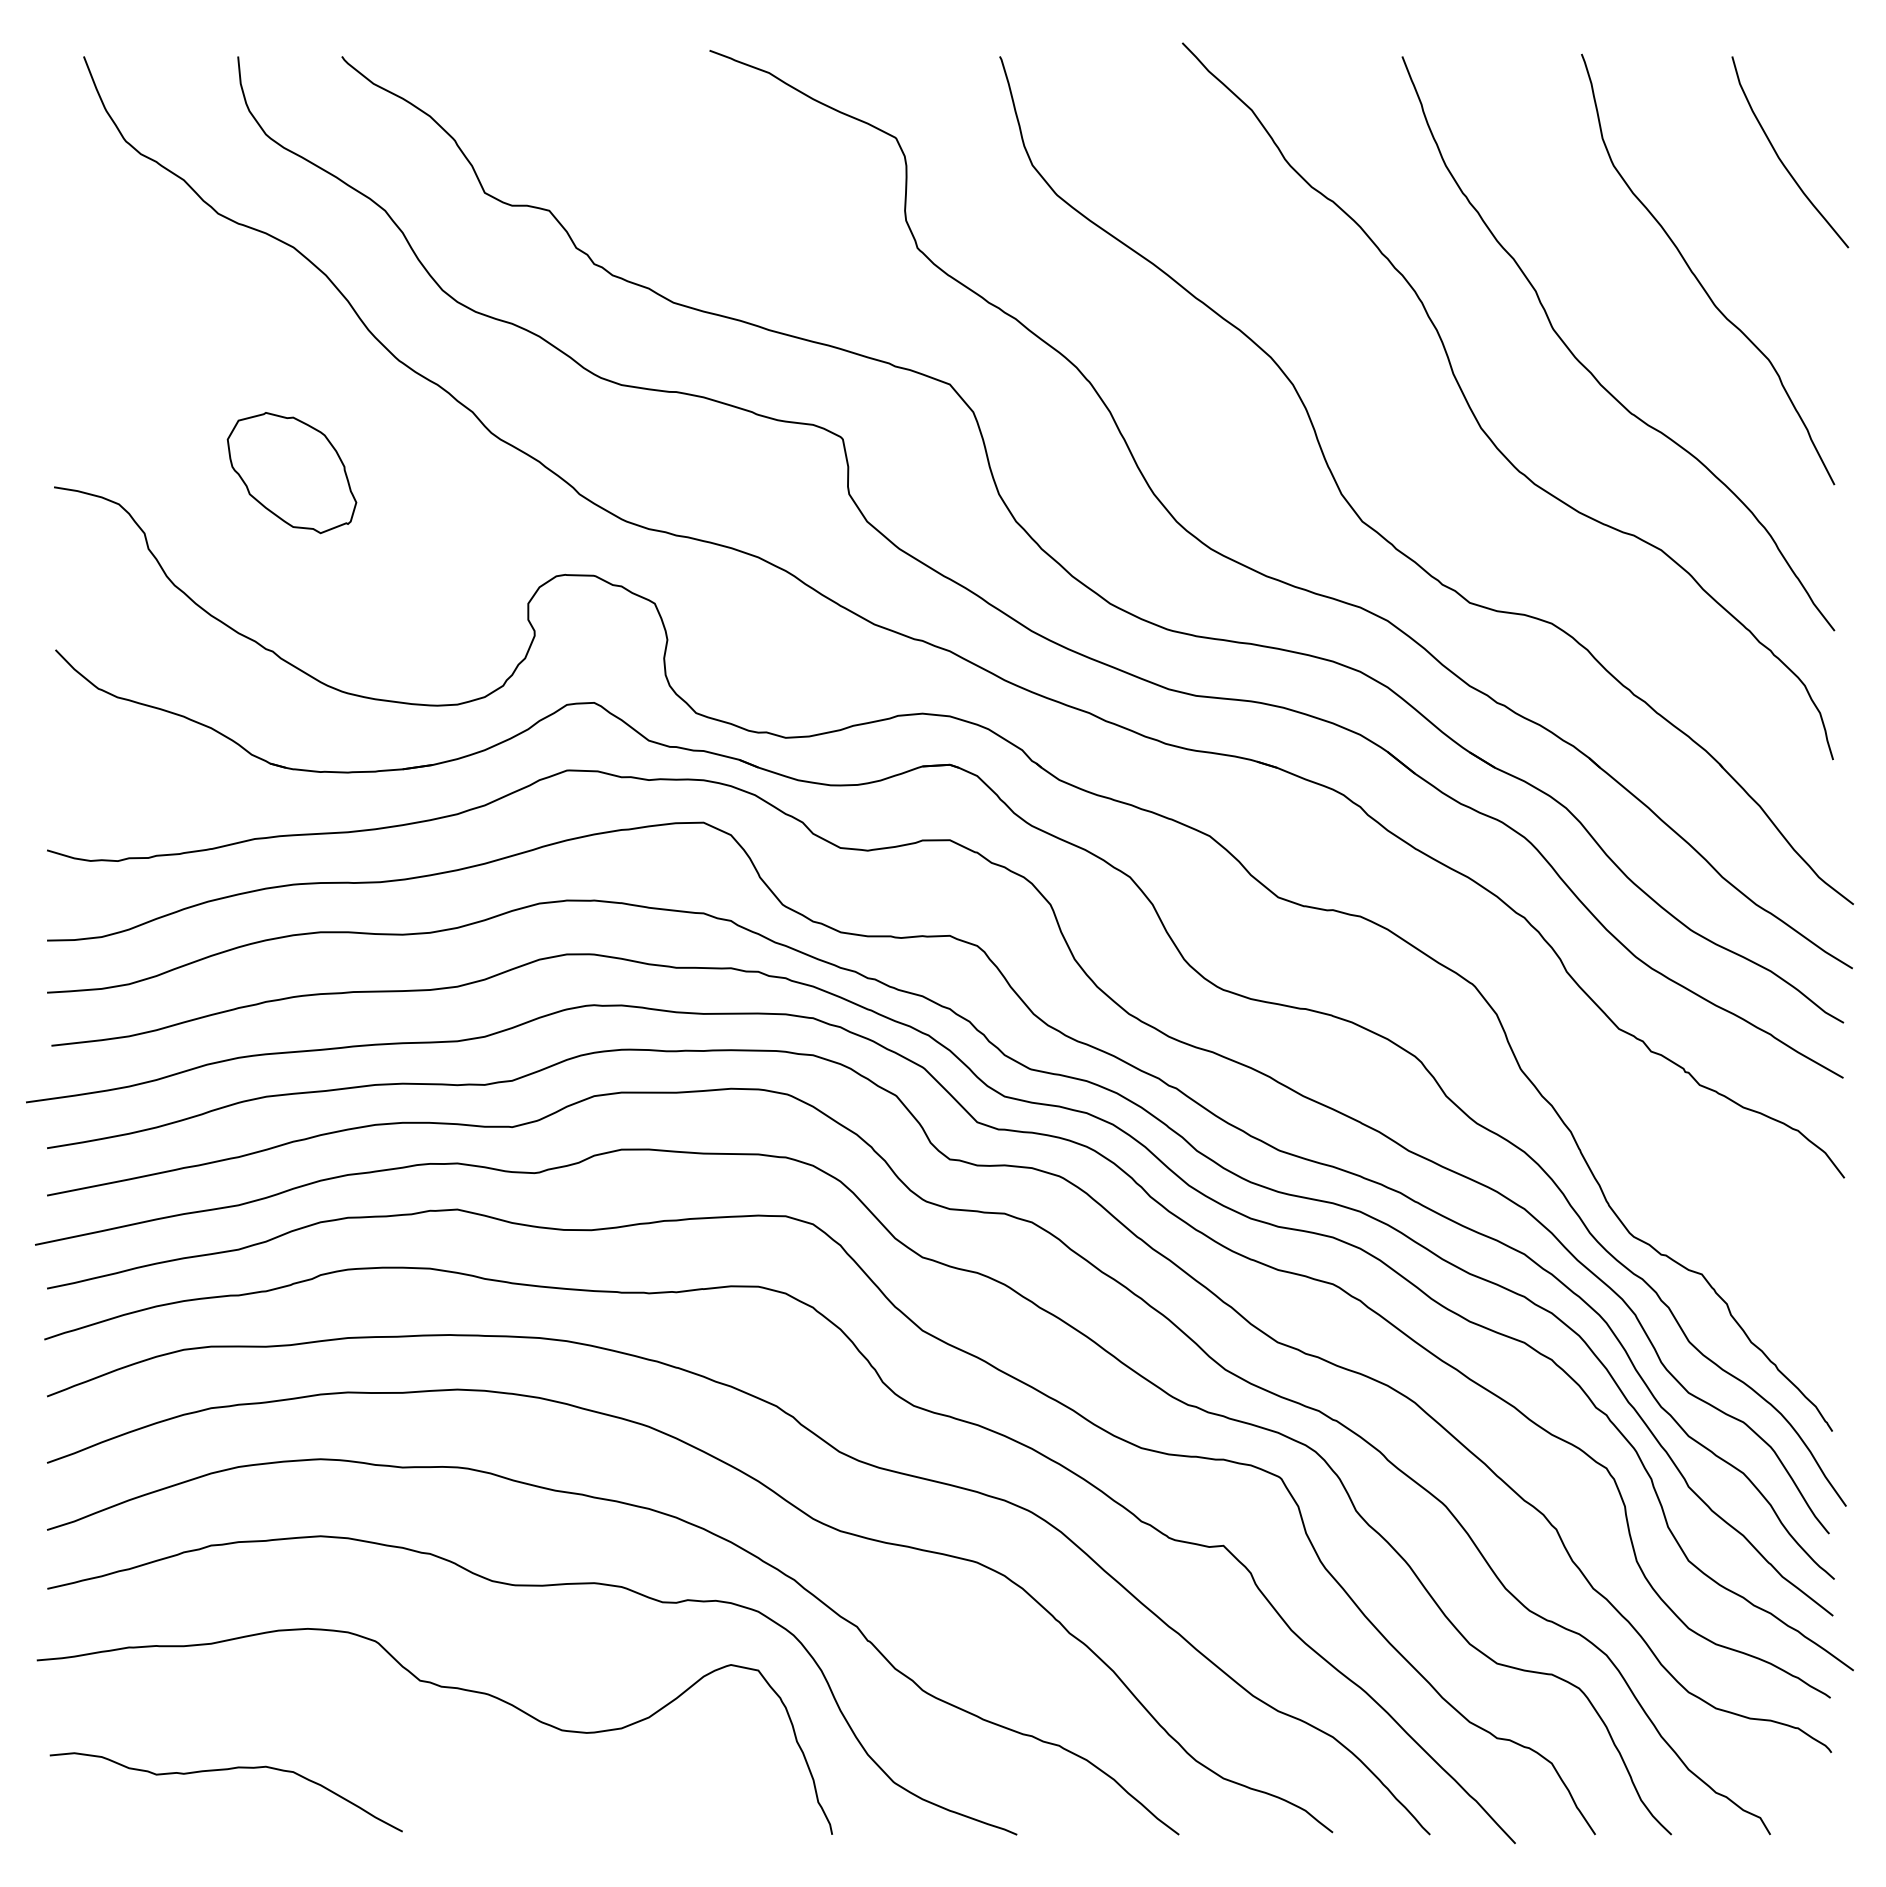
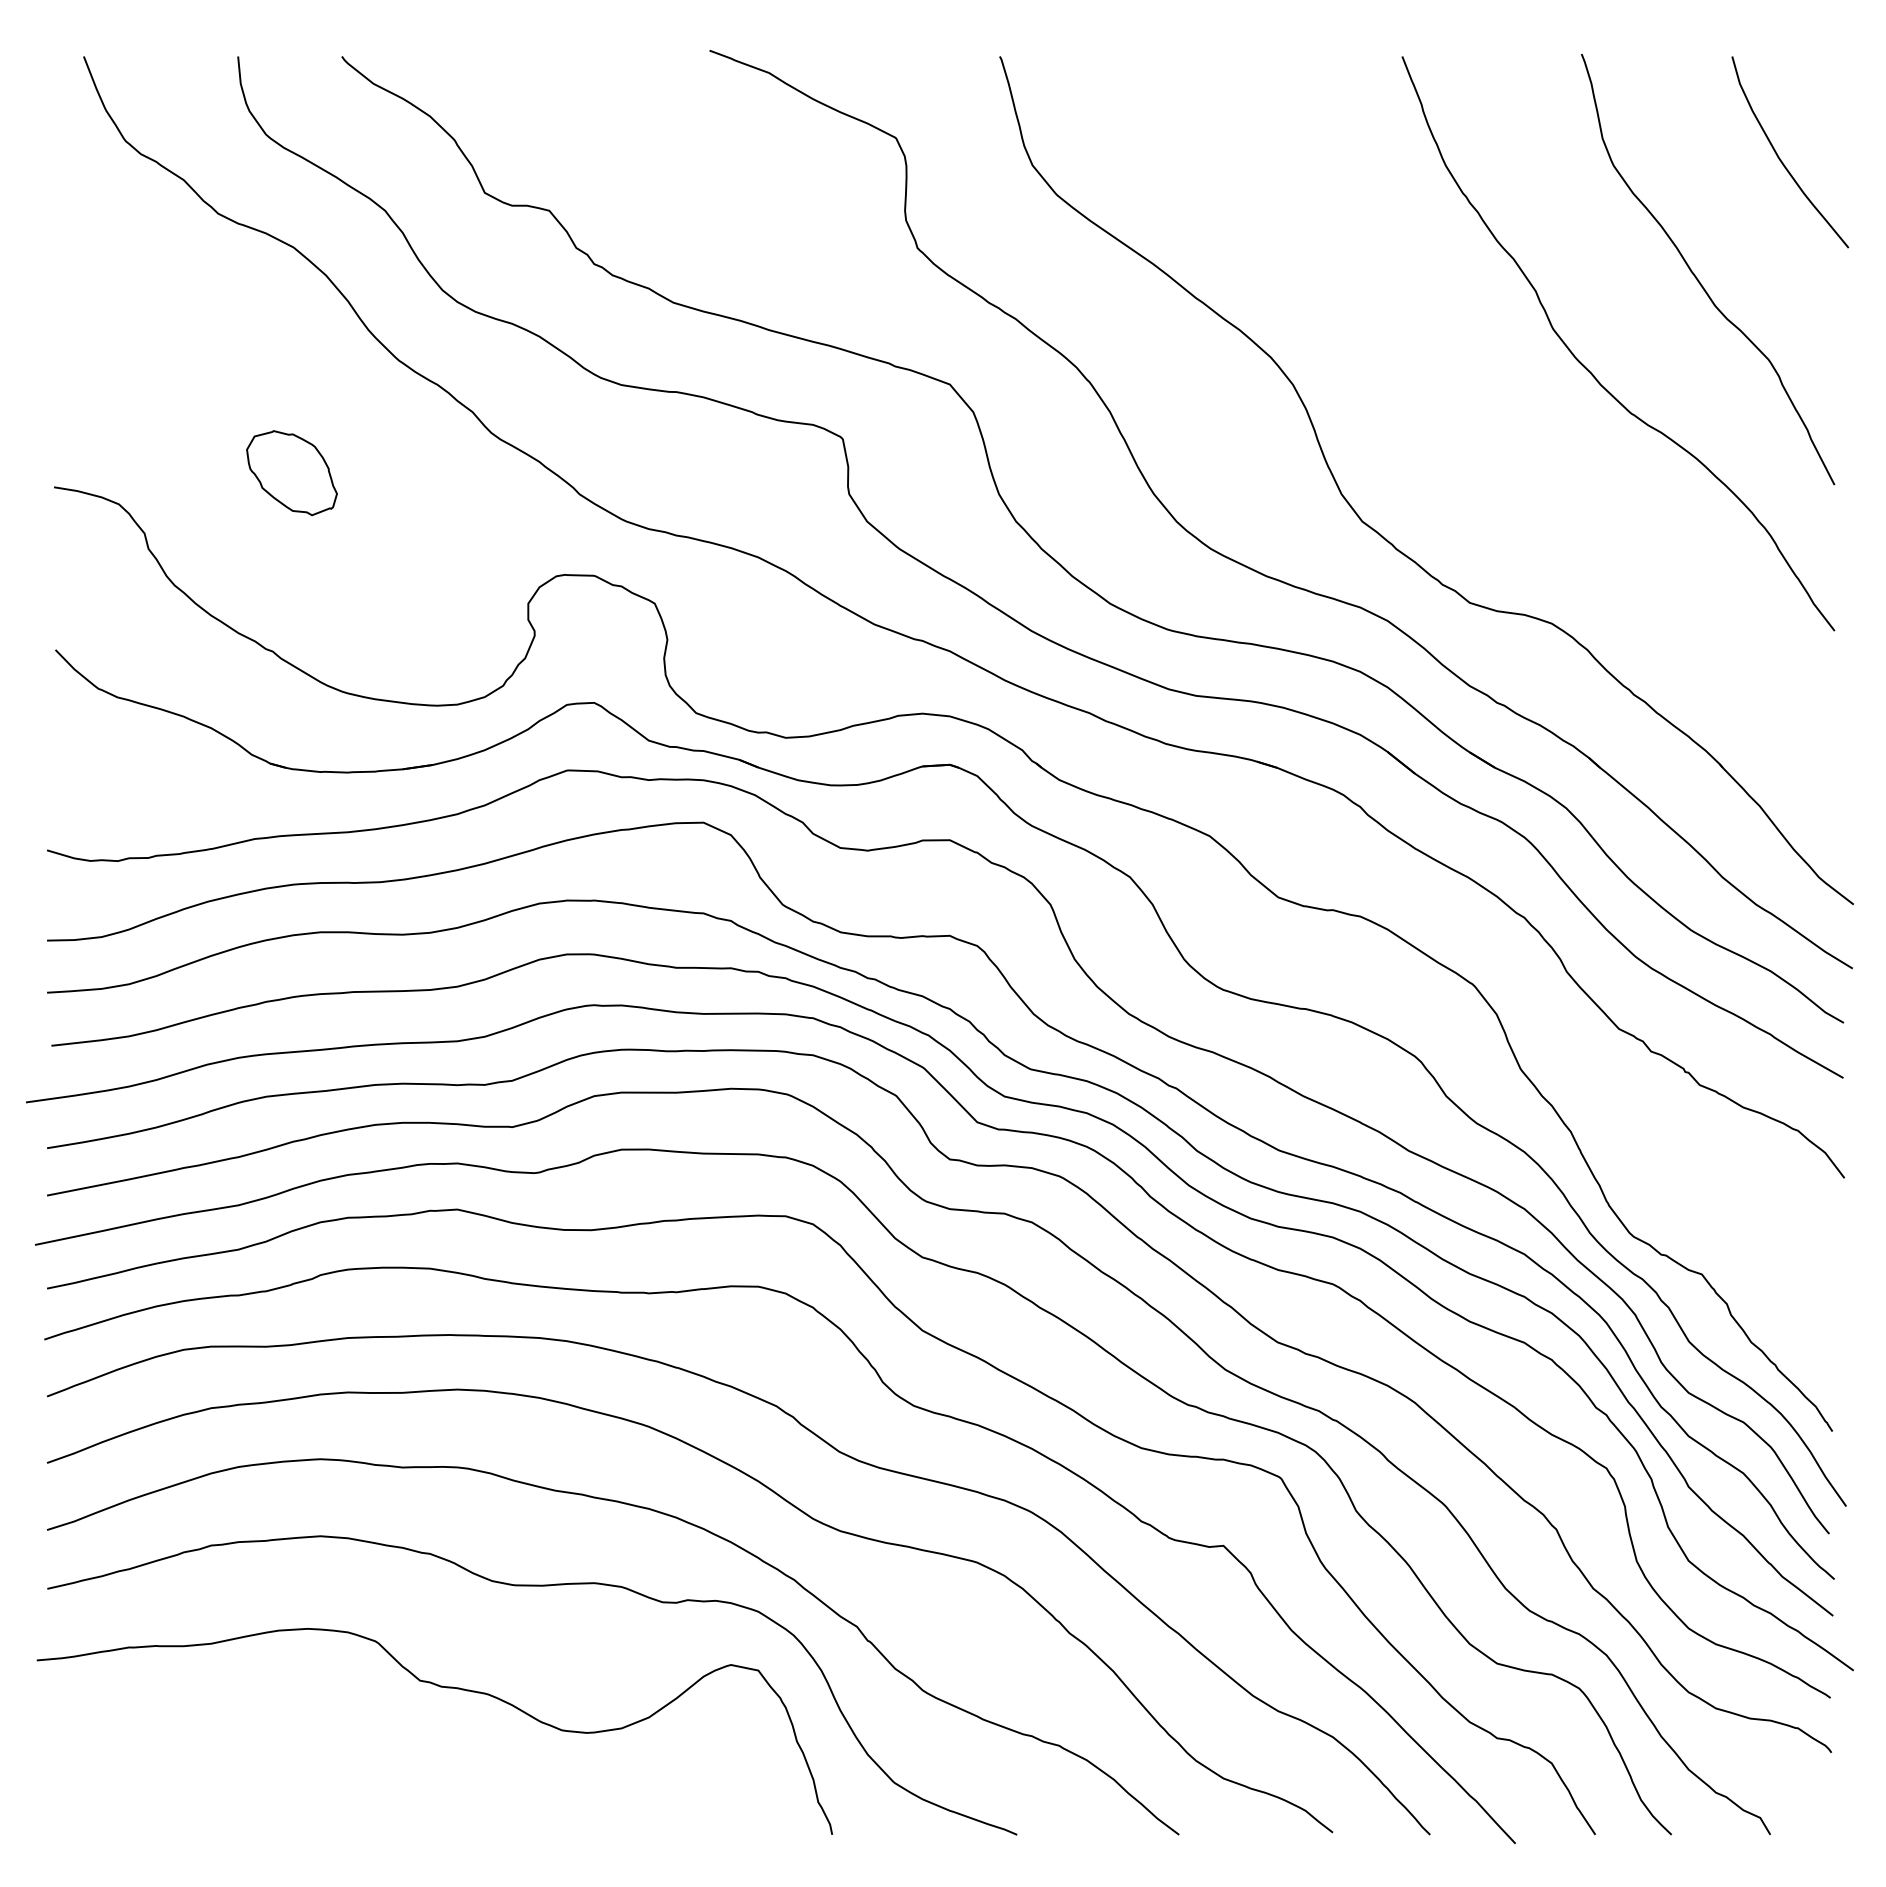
curve: present -> none (1476, 417)
part size: 132x123 px -> 92x87 px (291, 473)
curve: present -> none (225, 1770)
